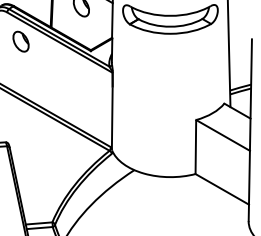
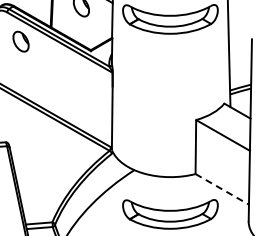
line: solid -> dashed (222, 189)
part: none -> present (170, 214)
